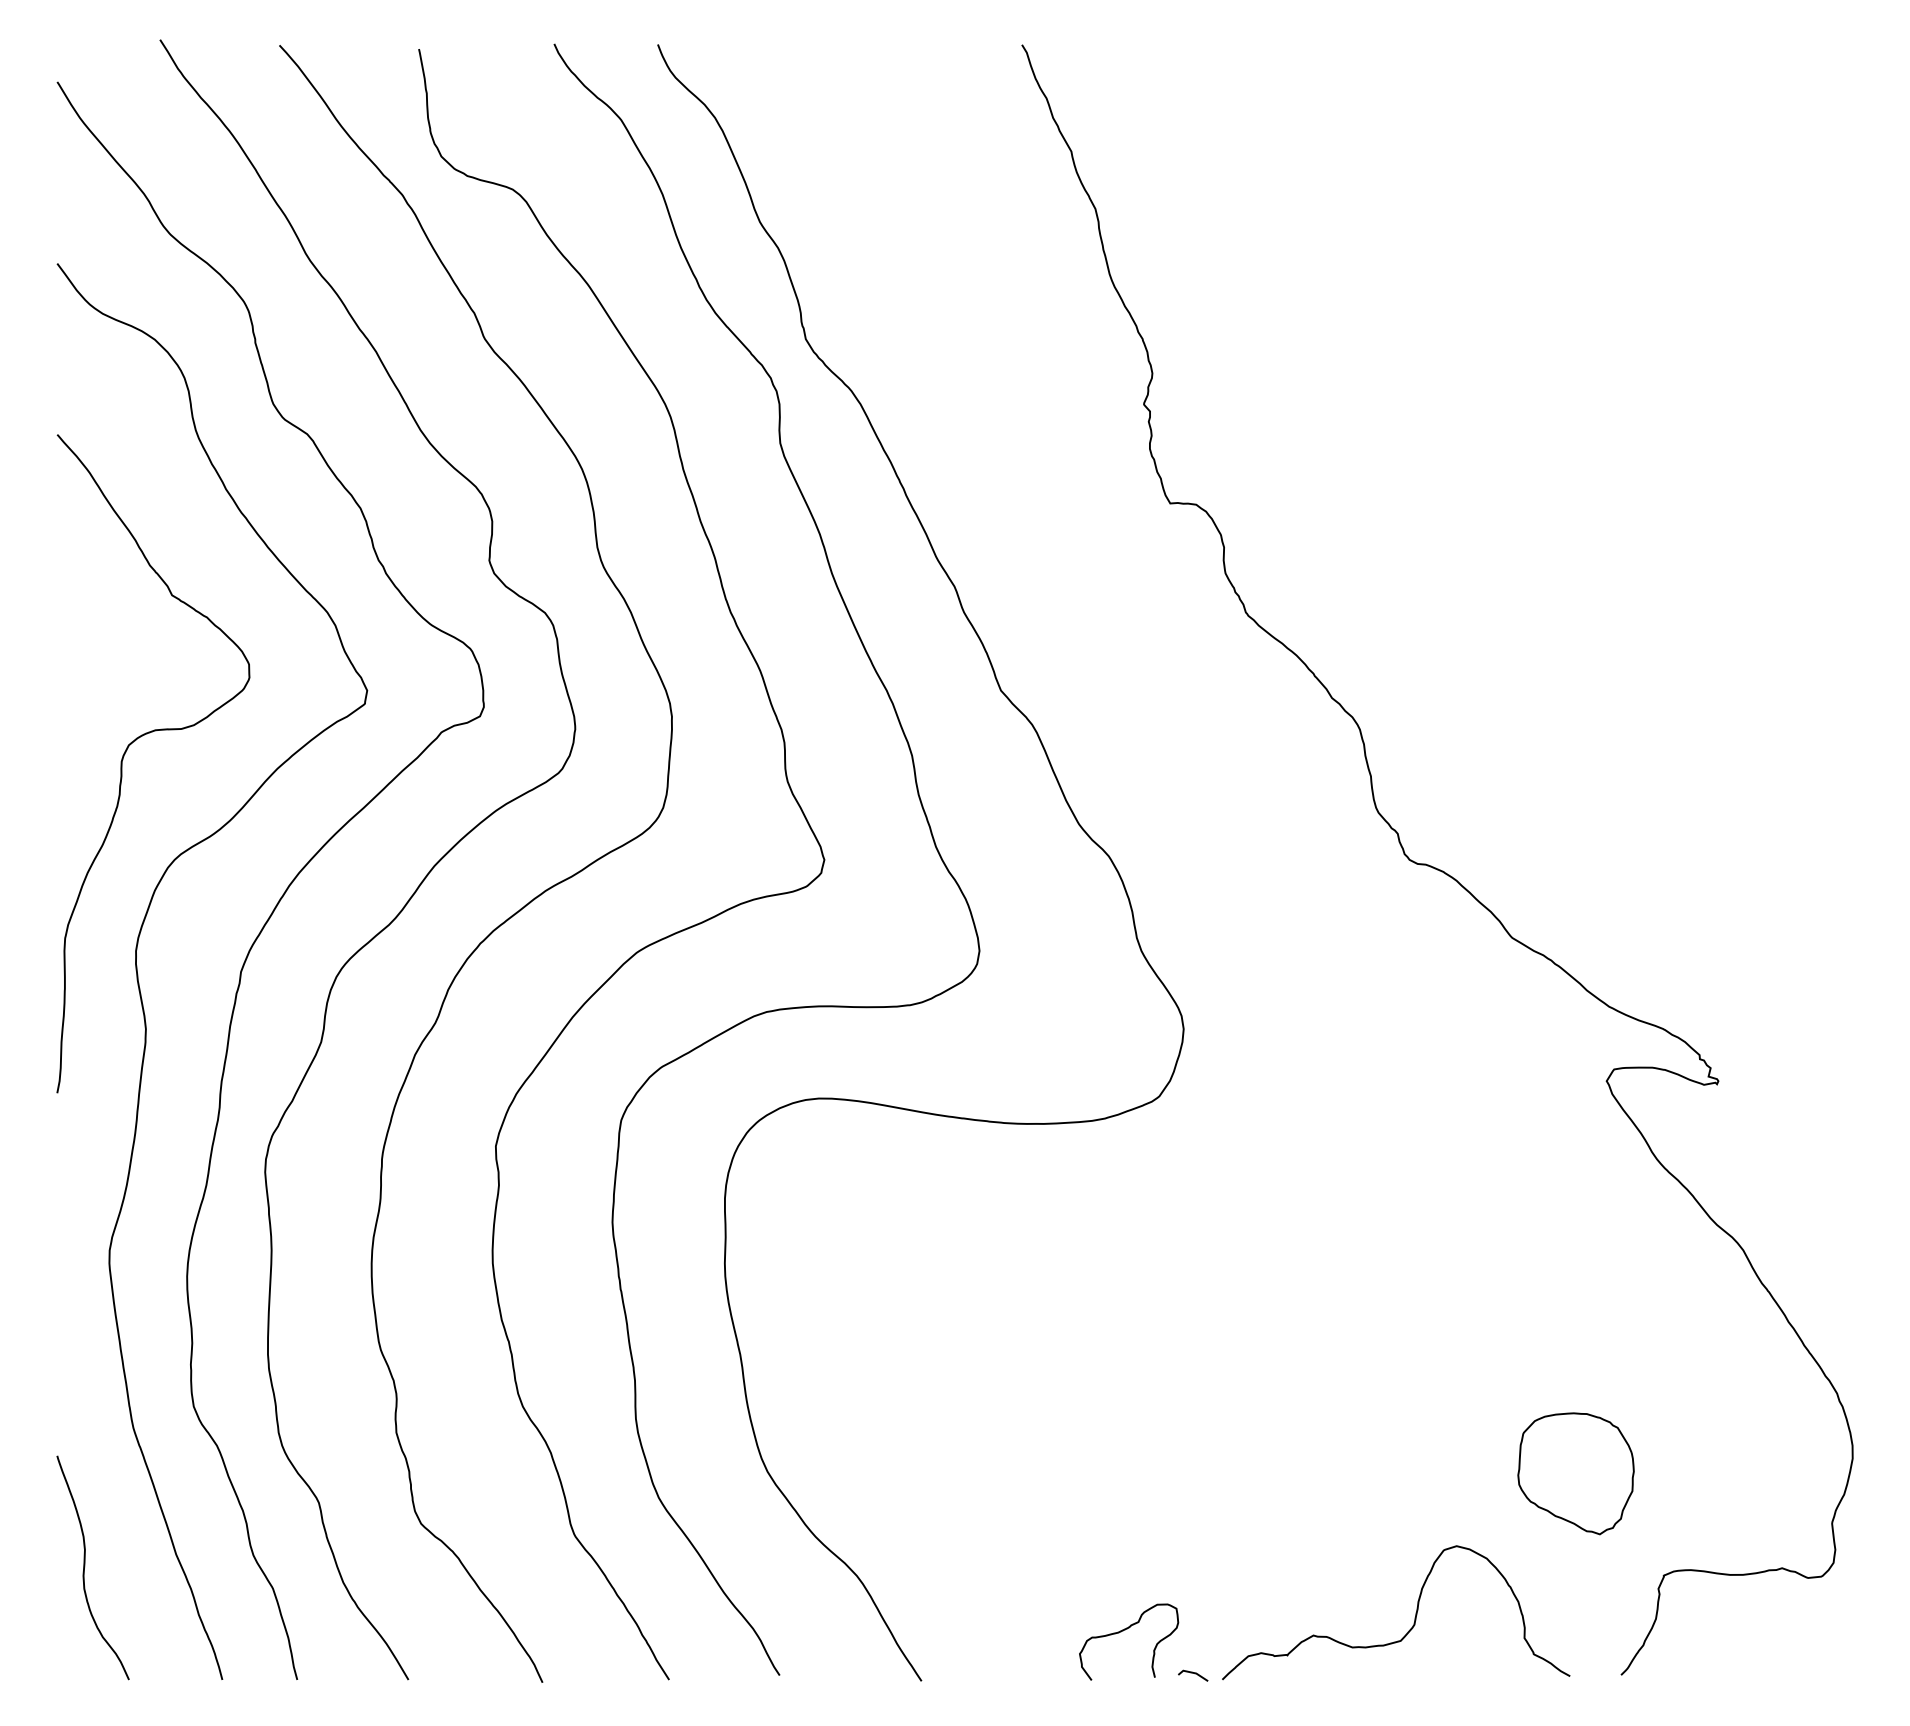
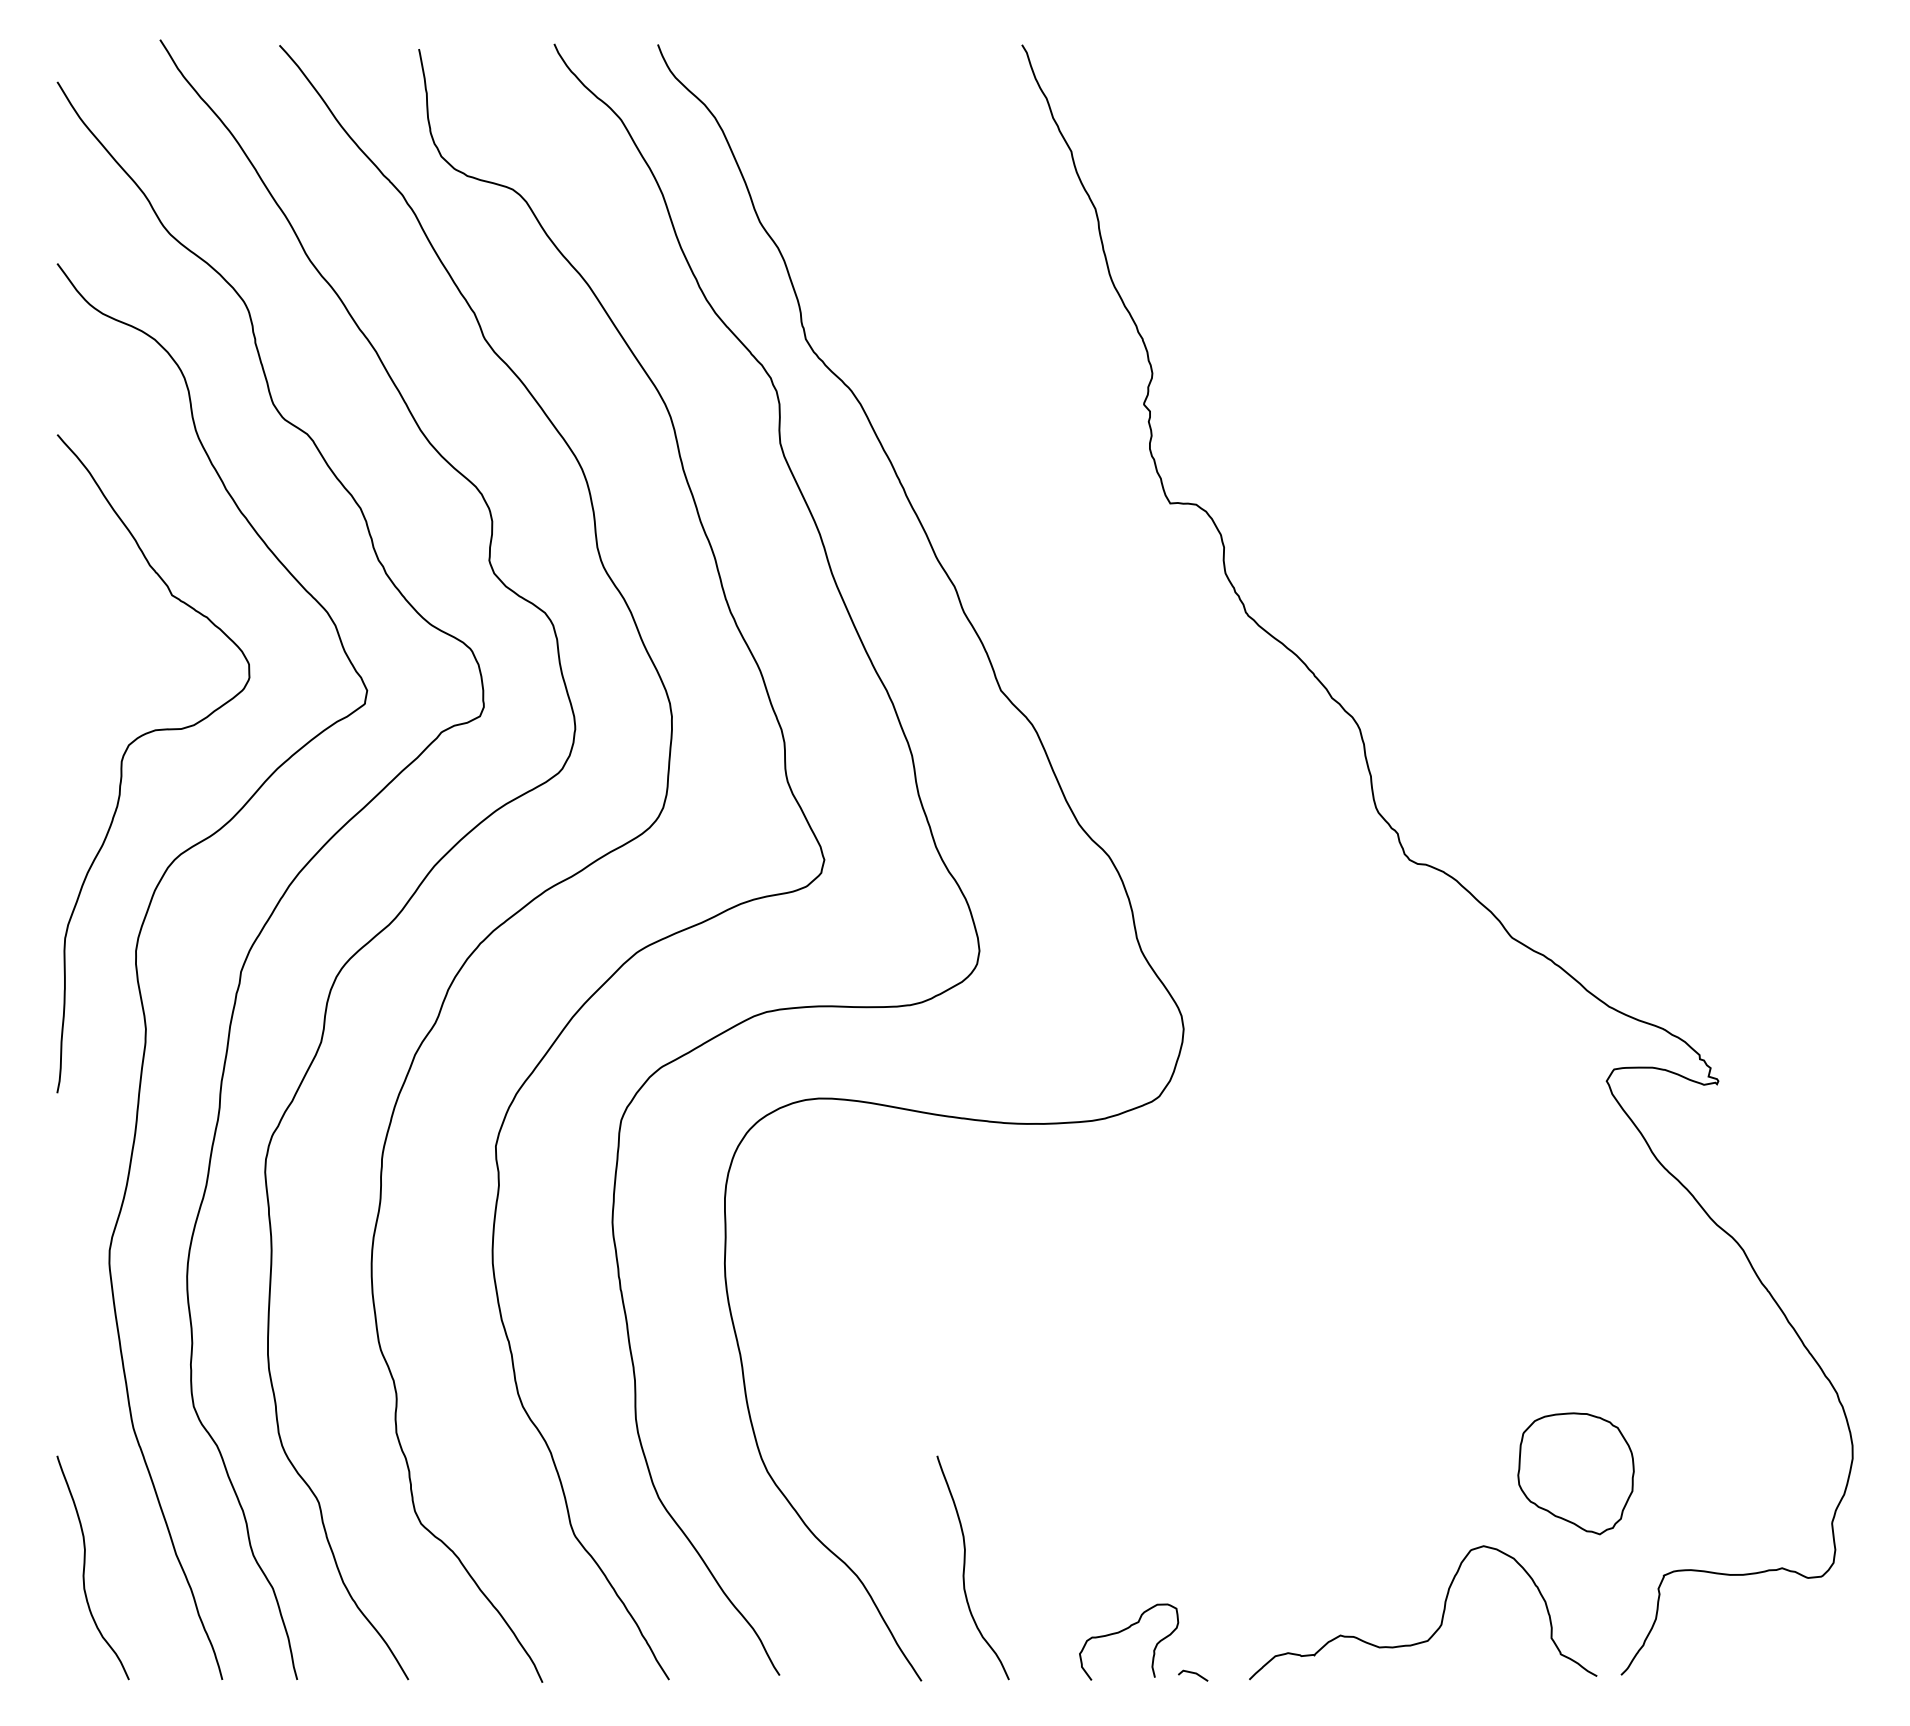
curve: none -> present (965, 1566)
curve position: (1414, 1617) -> (1441, 1617) (1441, 1617)
